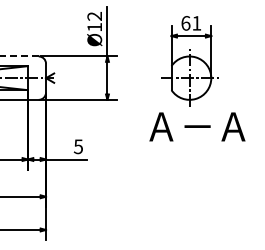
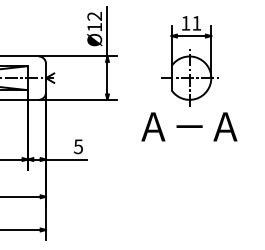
text: 61 -> 11 (185, 23)
line: dashed -> solid (19, 56)
text position: (197, 126) -> (189, 126) (189, 126)
